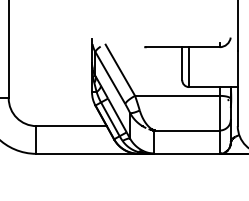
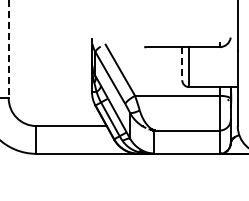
line: solid -> dashed (8, 49)
line: solid -> dashed (182, 64)
